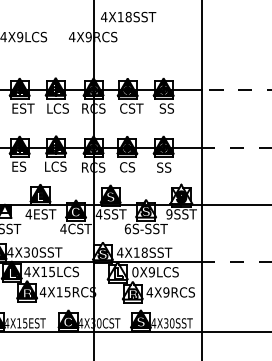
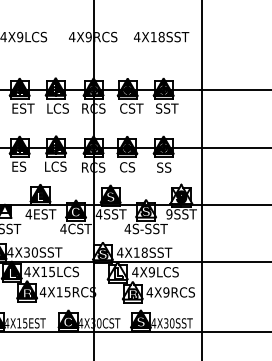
text position: (128, 17) -> (161, 37) (161, 37)
line: dashed -> solid (235, 90)
text: SS -> SST (167, 108)
line: dashed -> solid (236, 148)
text: 6S-SST -> 4S-SST (127, 228)
line: dashed -> solid (236, 261)
text: 0X9LCS -> 4X9LCS (135, 272)
